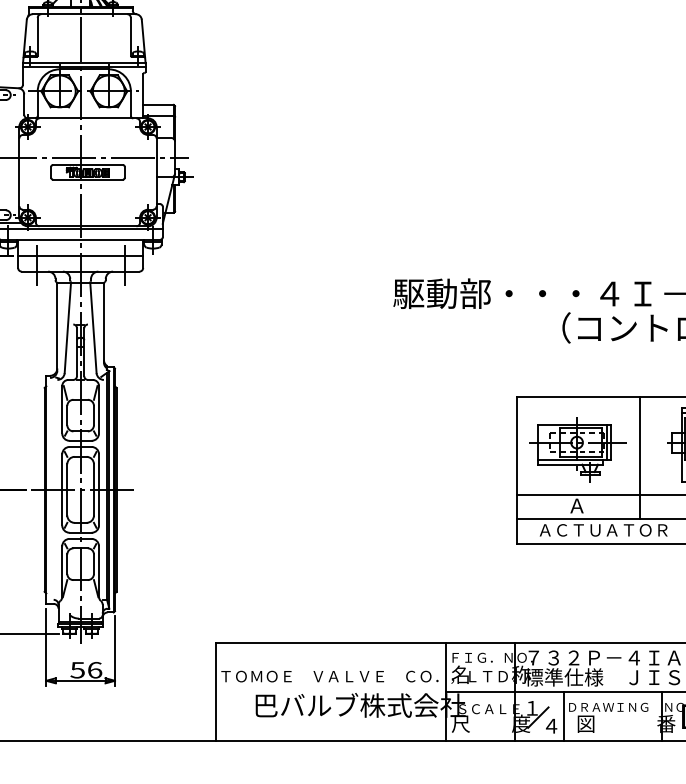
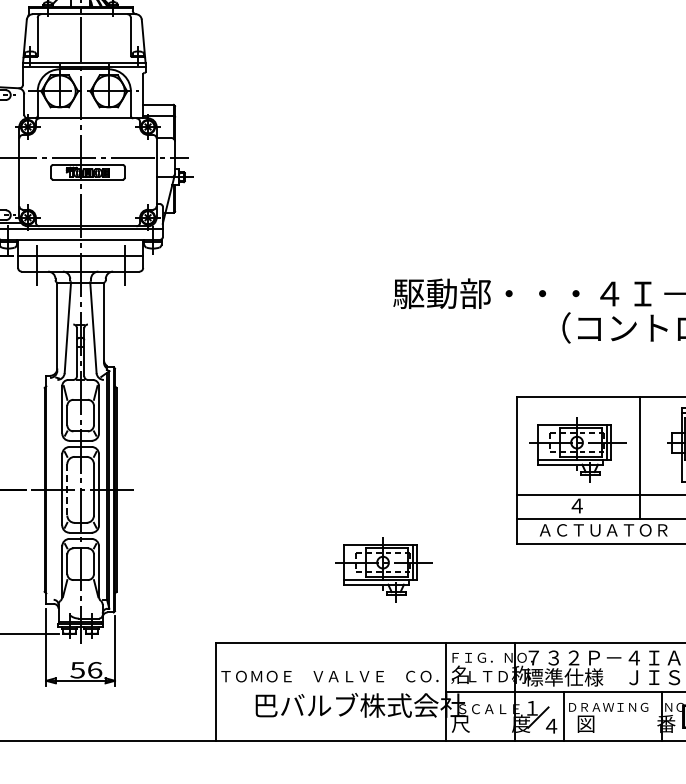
line: solid -> dashed (67, 489)
text: Ａ -> ４ (576, 505)
part: none -> present (383, 569)
